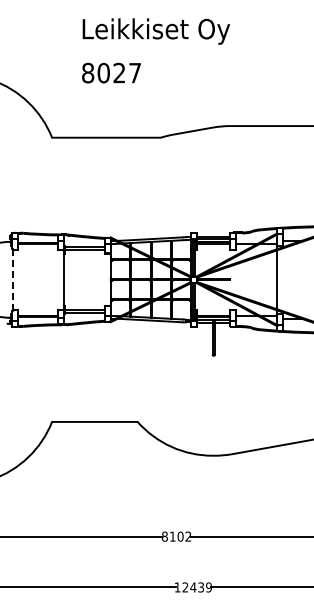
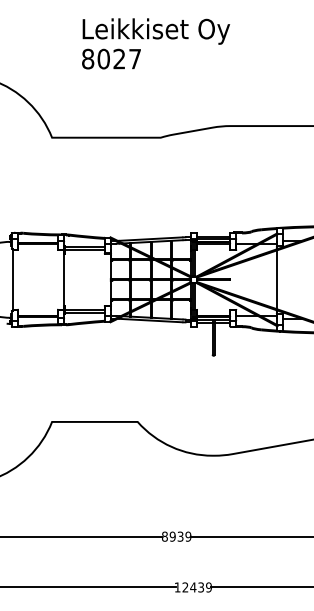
text position: (111, 72) -> (111, 58) (111, 58)
line: dashed -> solid (12, 280)
text: 8102 -> 8939 (180, 536)
